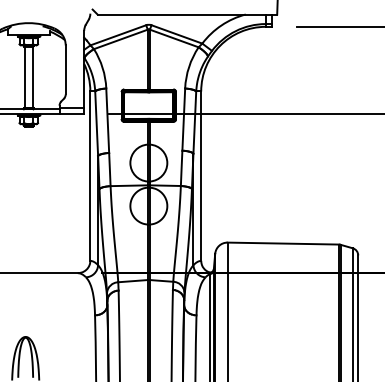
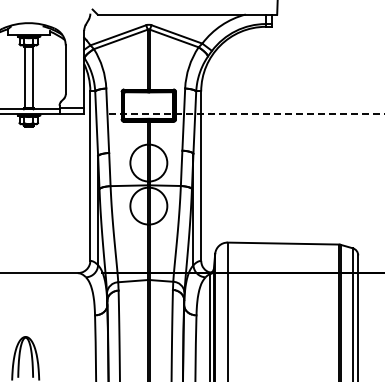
line: present -> none (338, 26)
line: solid -> dashed (246, 114)
